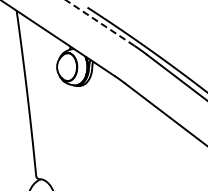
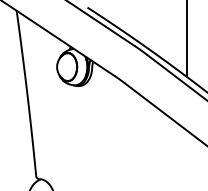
line: dashed -> solid (99, 22)
line: none -> present (187, 39)
